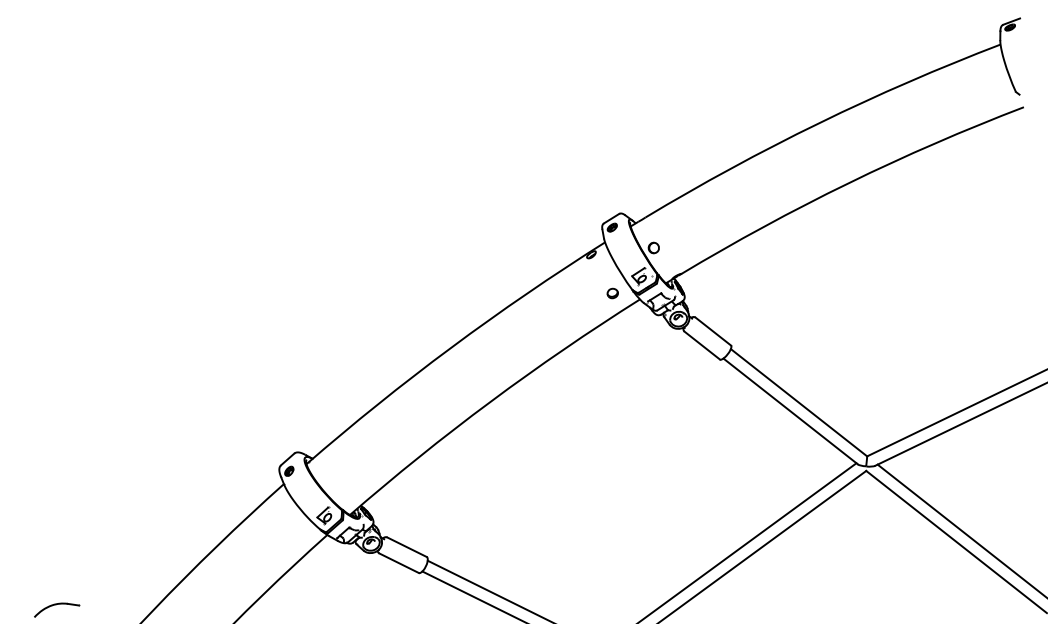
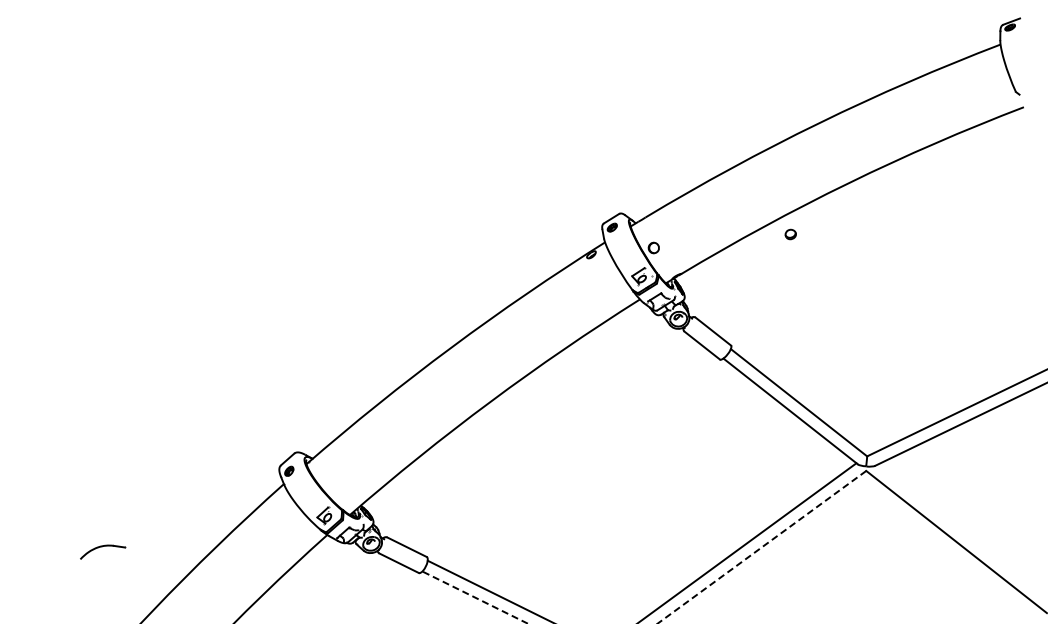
part position: (612, 293) -> (790, 234) (790, 234)
line: present -> none (960, 529)
line: solid -> dashed (761, 547)
line: solid -> dashed (475, 597)
part position: (57, 609) -> (103, 551) (103, 551)
